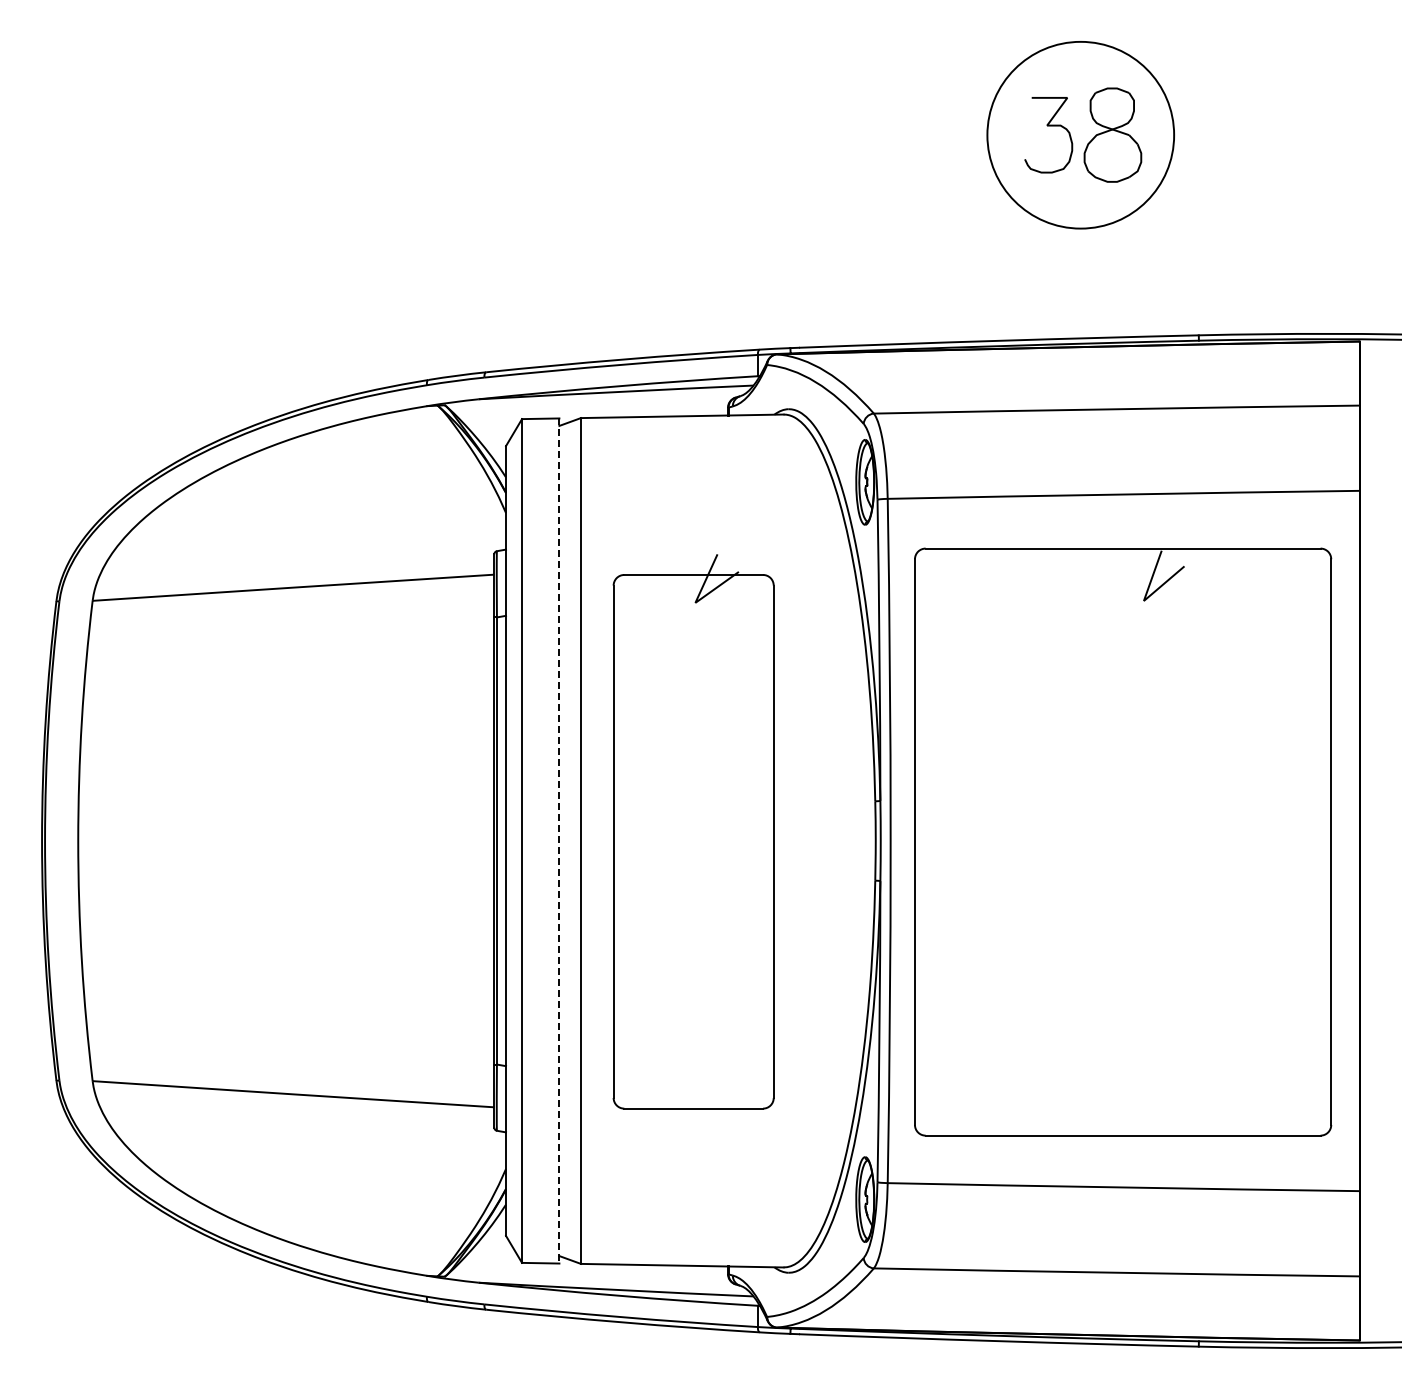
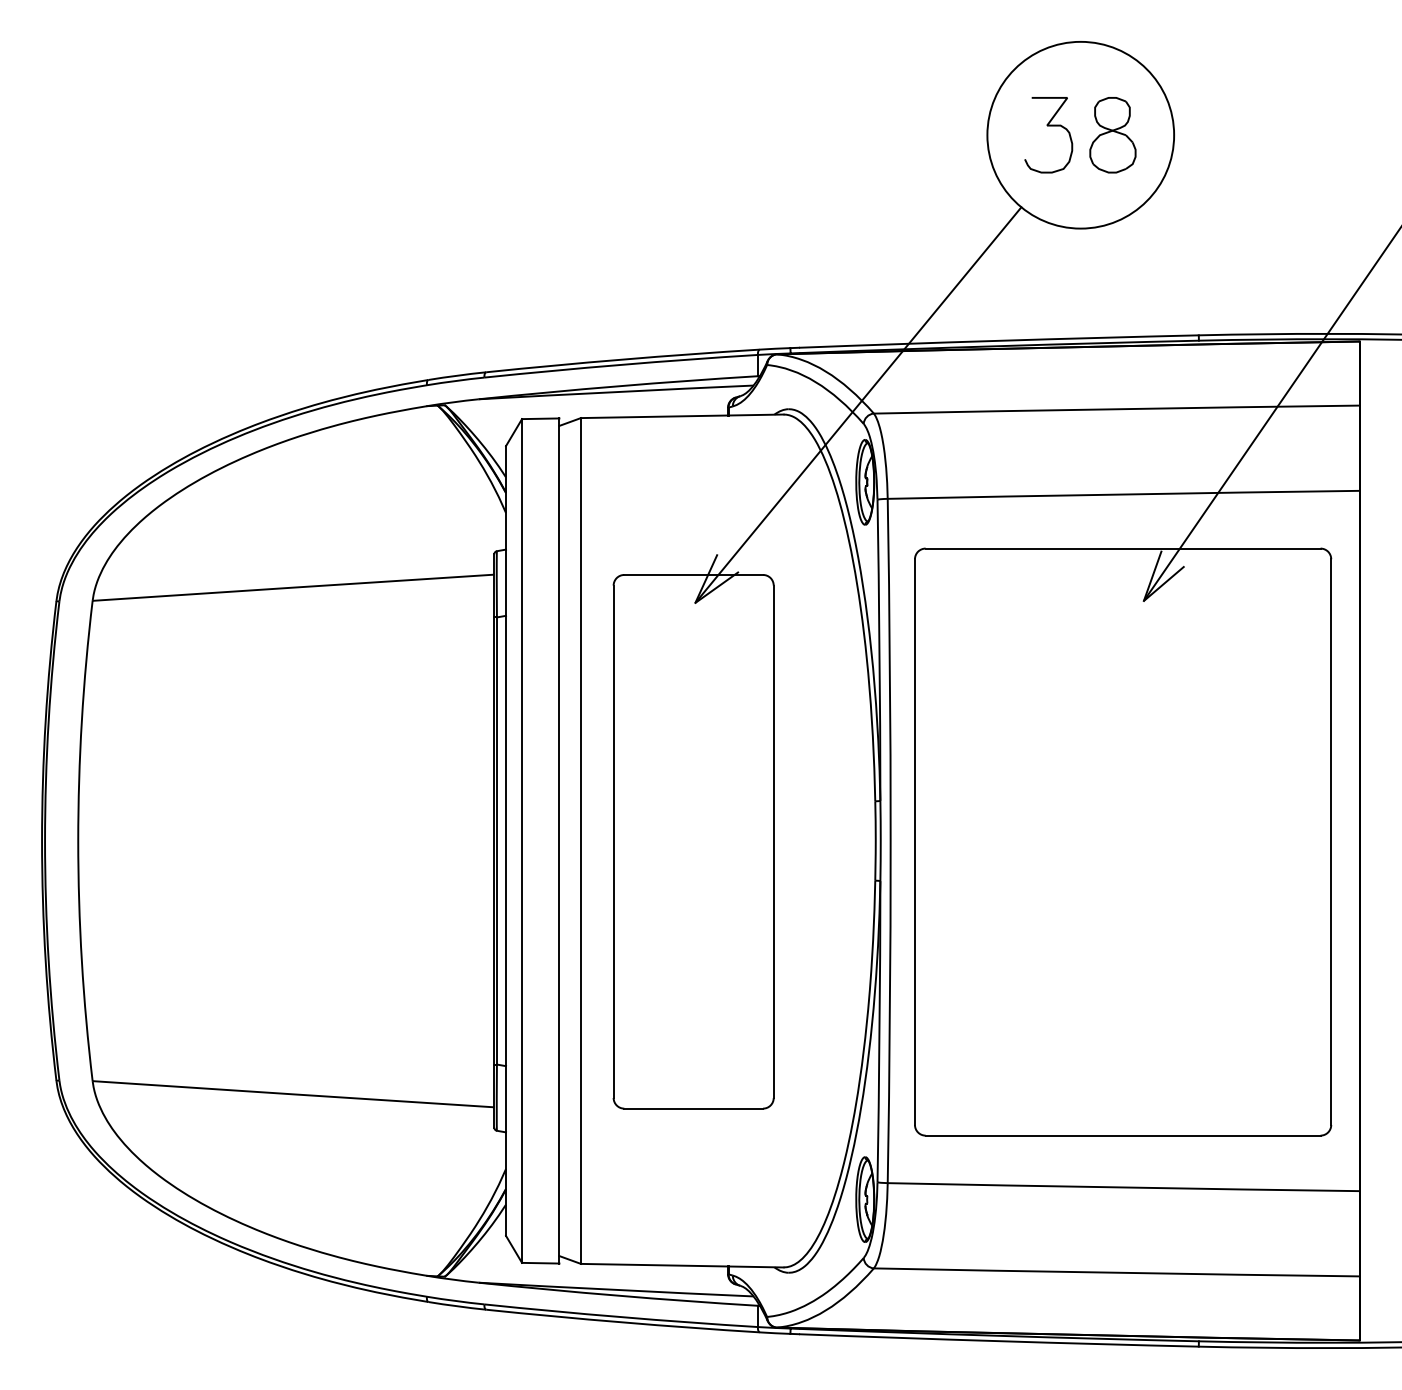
part size: 60x96 px -> 48x77 px (1112, 135)
line: none -> present (858, 404)
line: none -> present (1270, 415)
line: dashed -> solid (559, 841)
